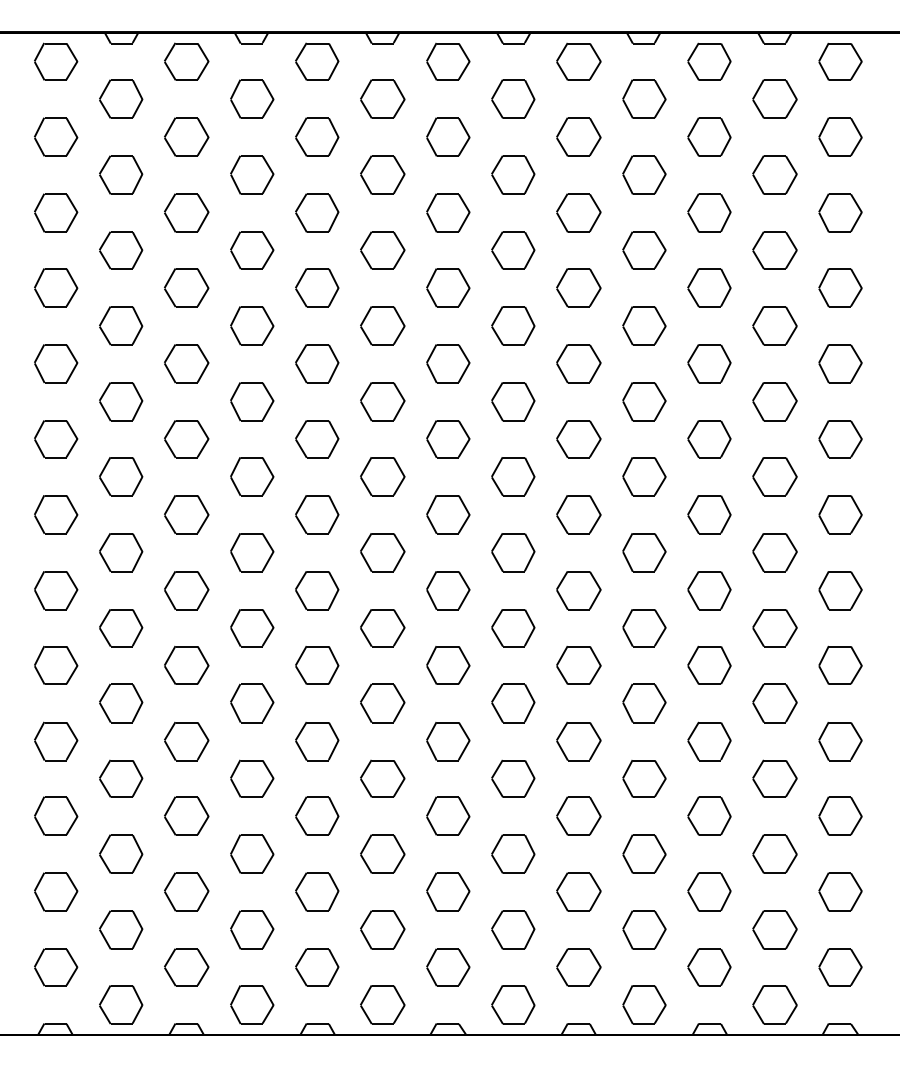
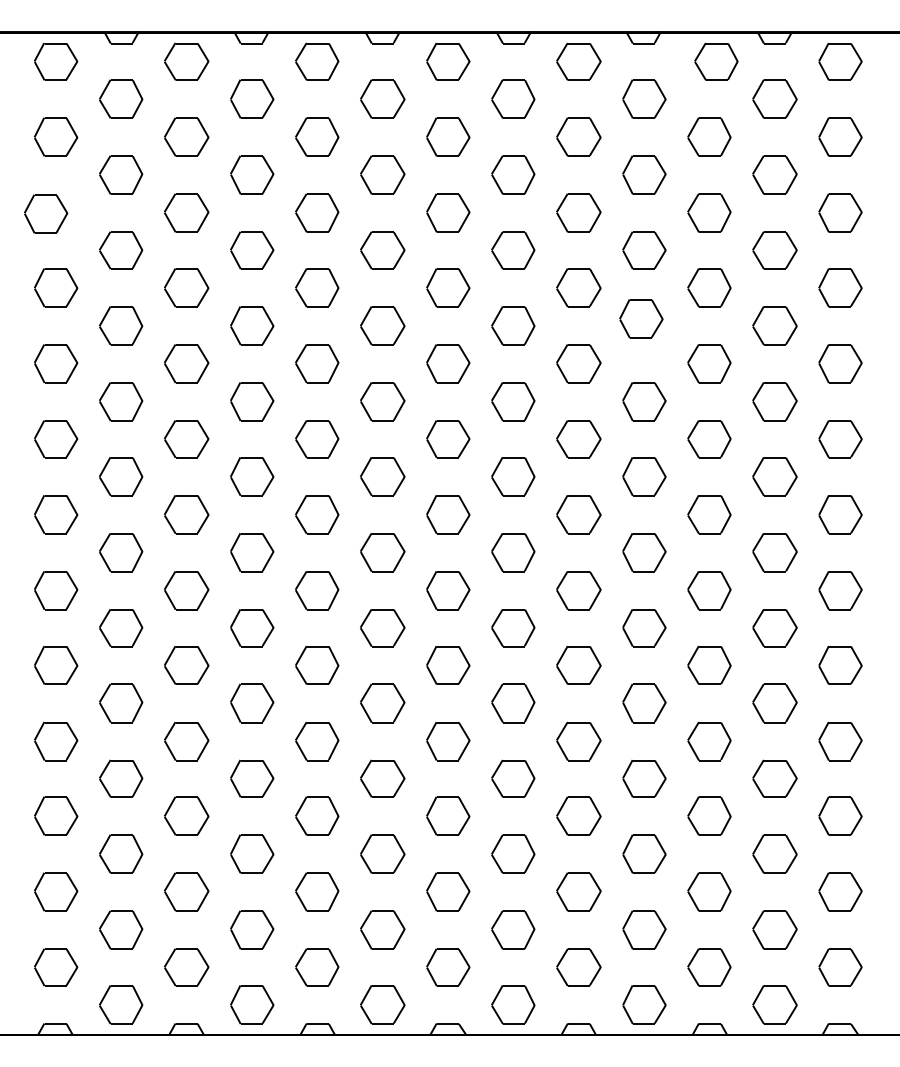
part position: (709, 61) -> (716, 61) (716, 61)
part position: (56, 212) -> (46, 213) (46, 213)
part position: (644, 325) -> (641, 318) (641, 318)
